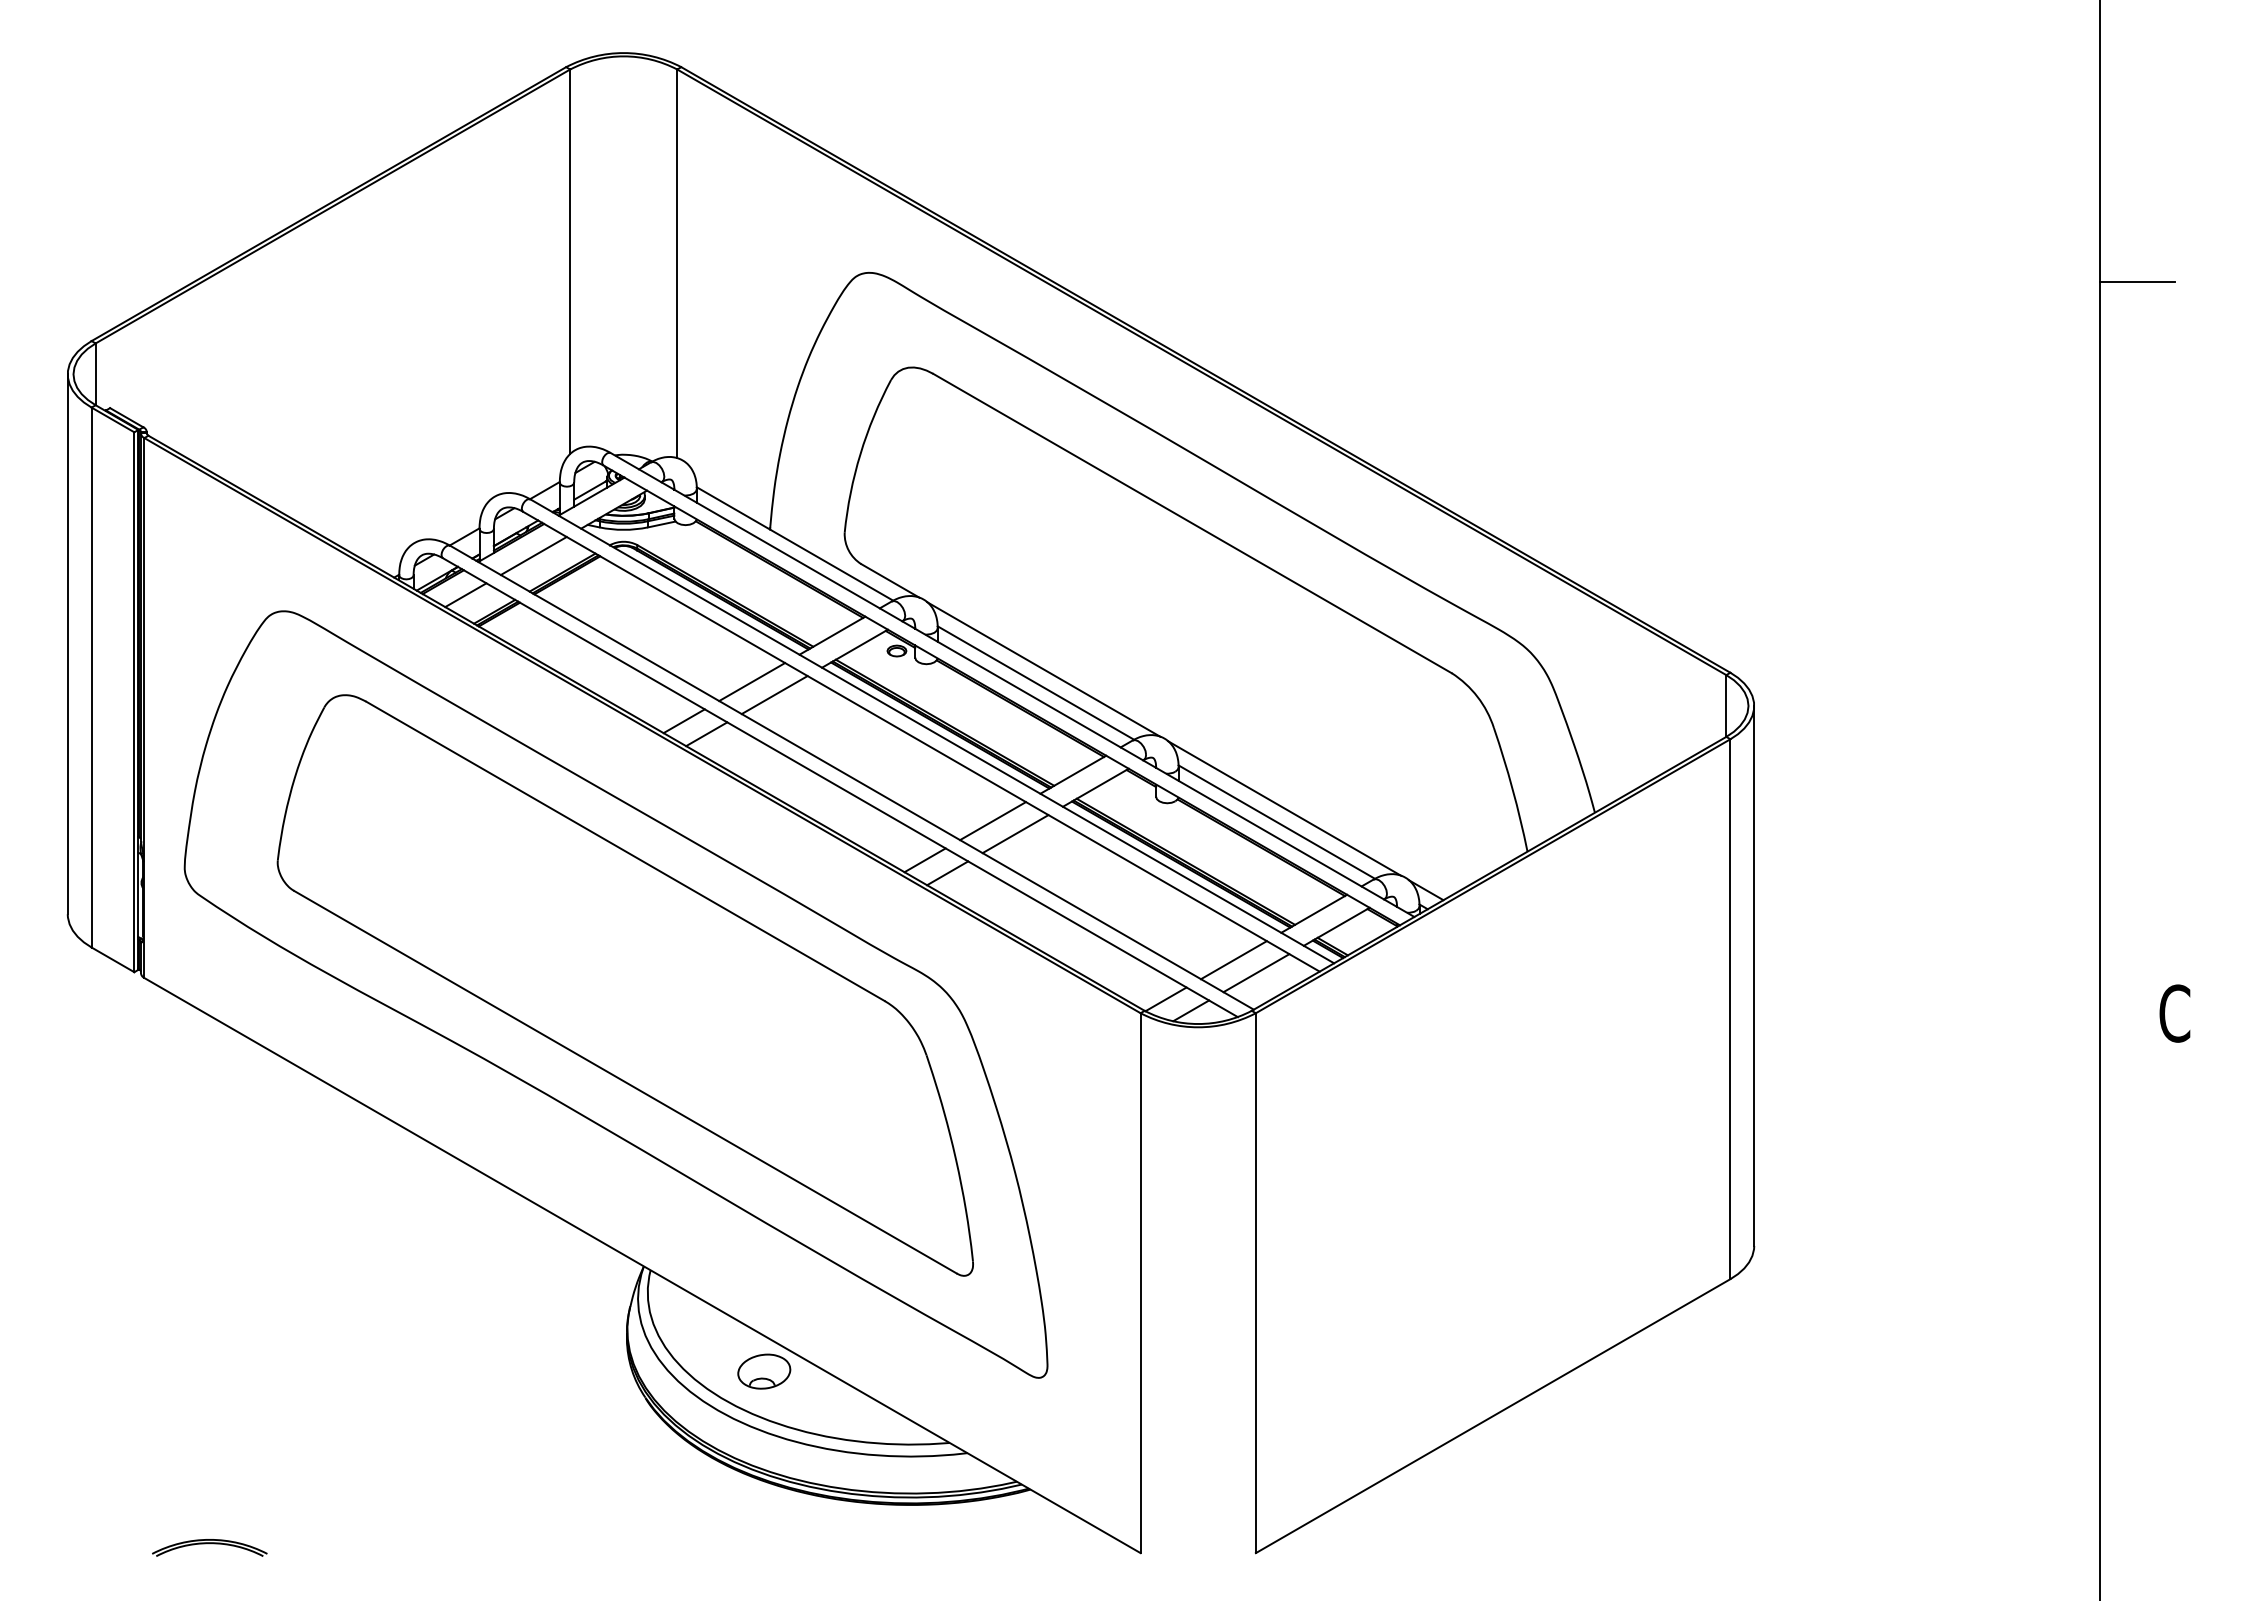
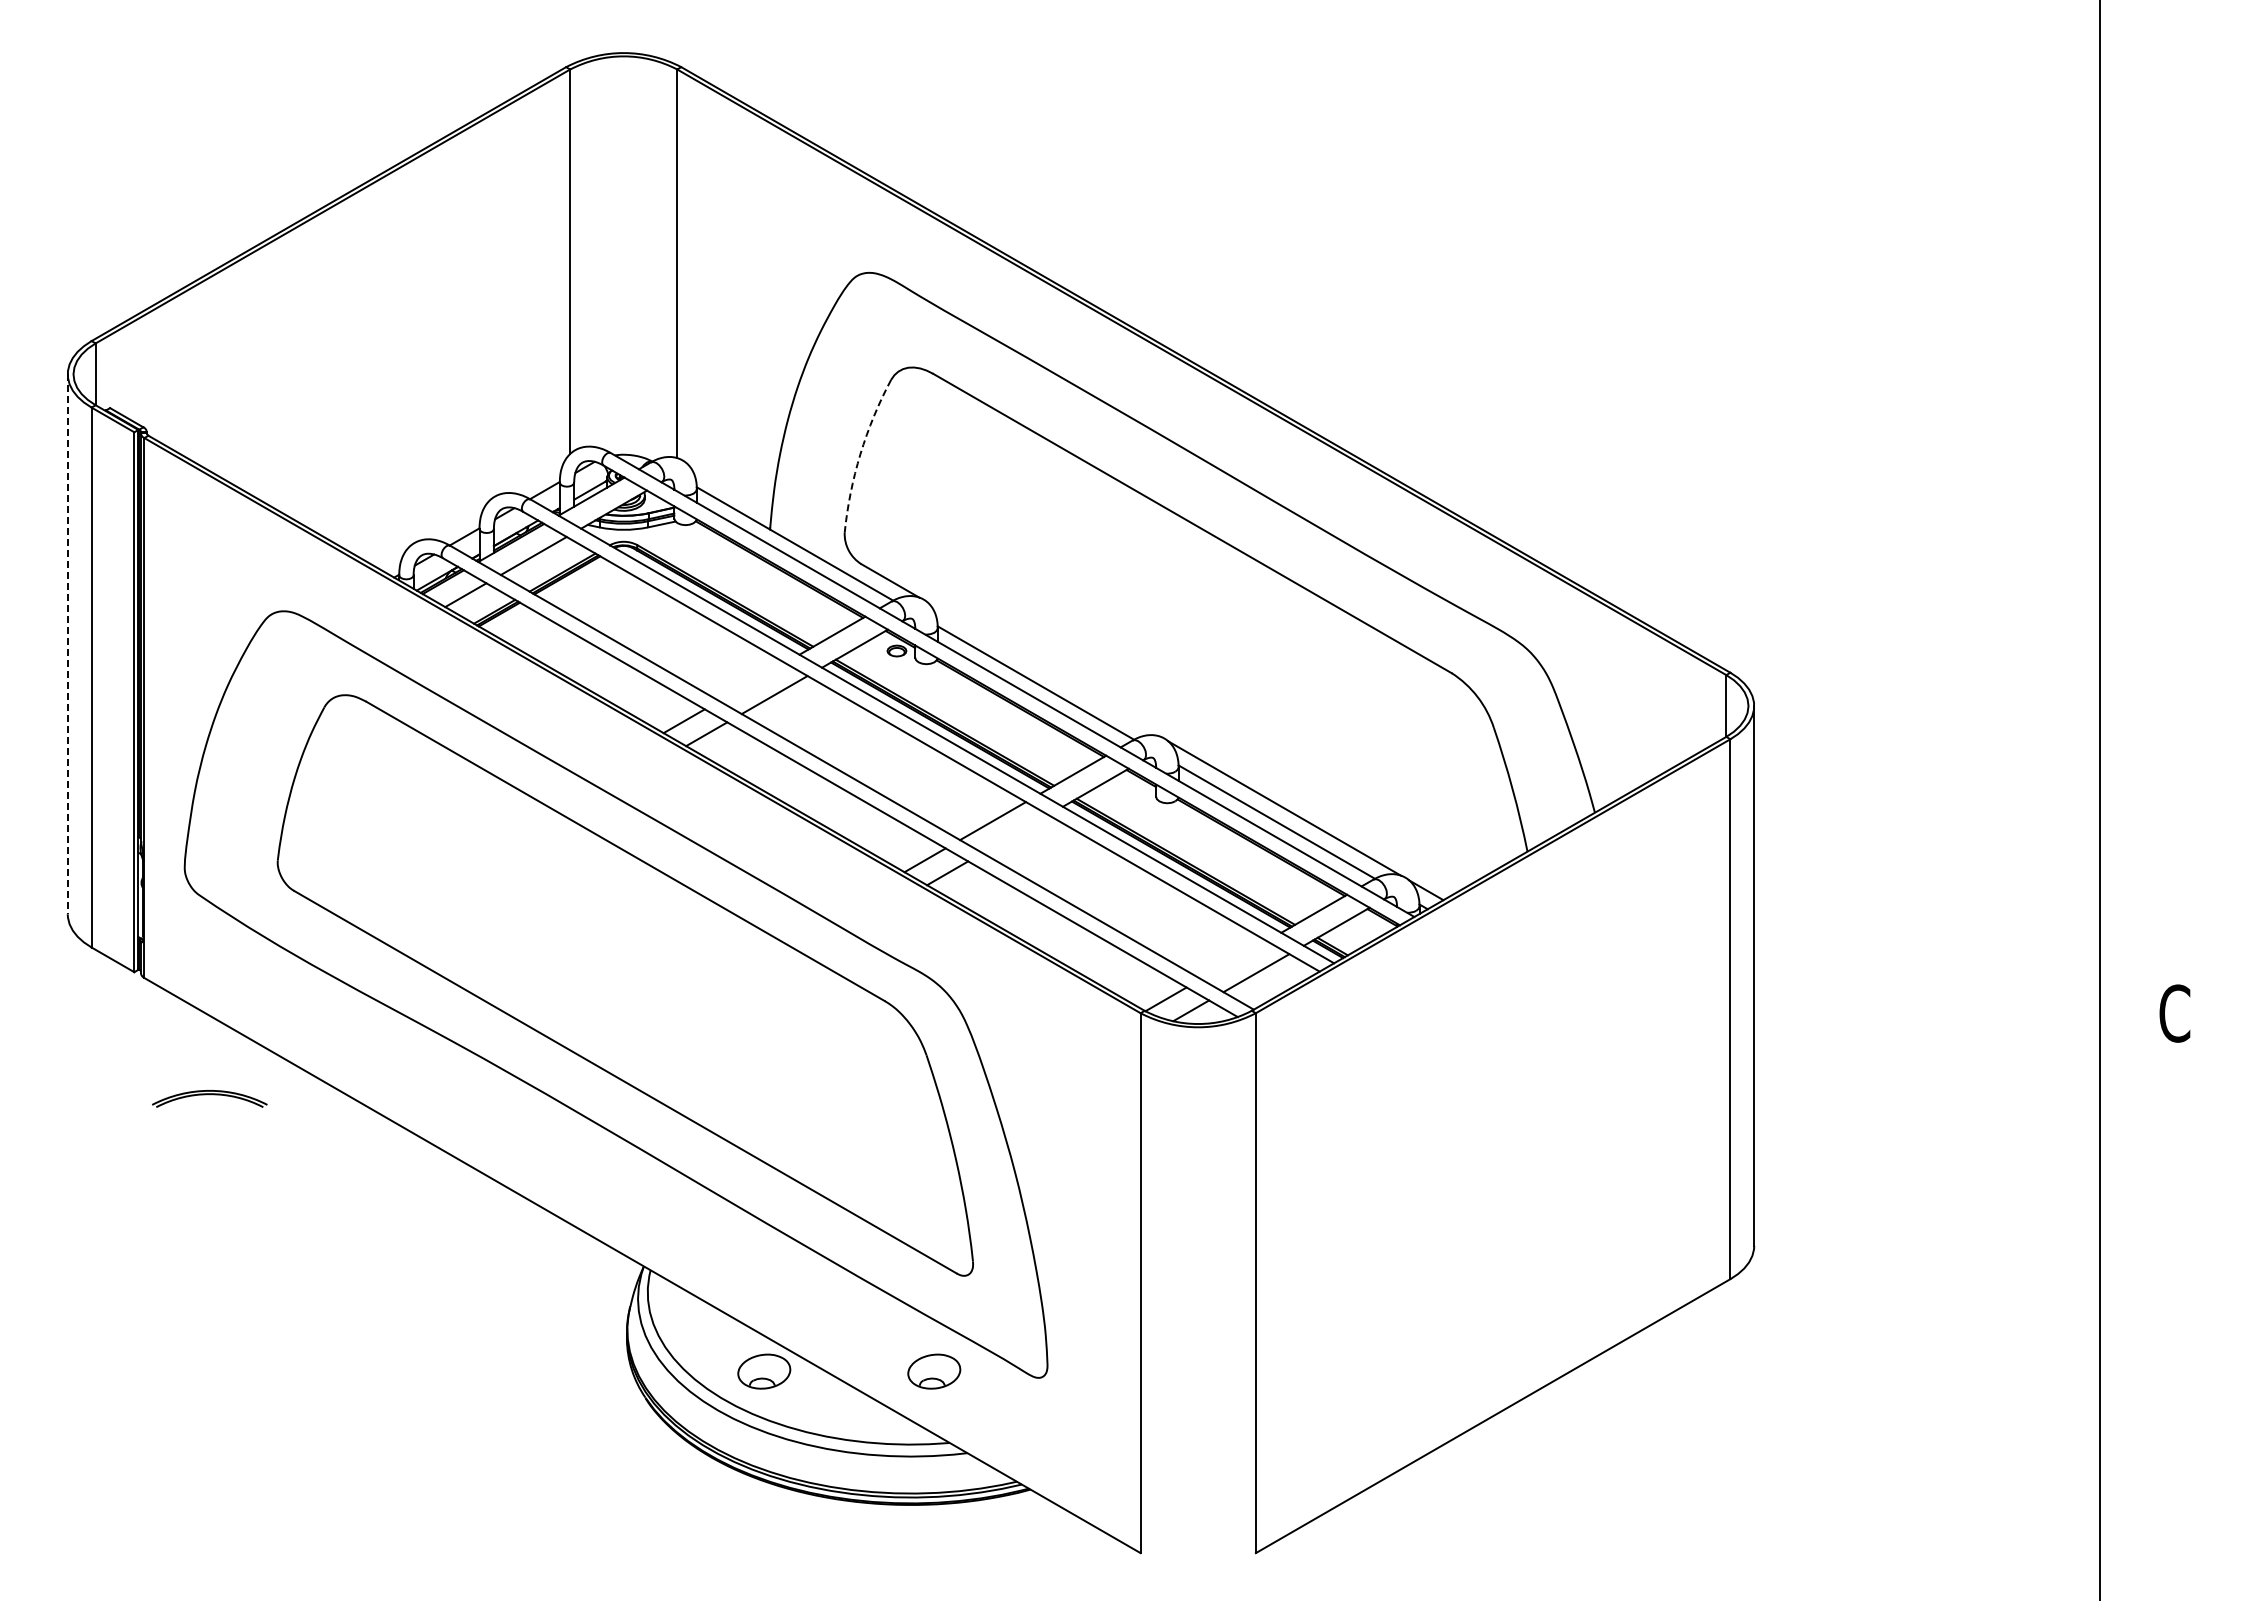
line: present -> none (2136, 282)
arc: solid -> dashed (860, 454)
line: solid -> dashed (67, 644)
line: present -> none (1043, 669)
line: present -> none (752, 682)
line: present -> none (1015, 834)
line: present -> none (1233, 960)
part: none -> present (934, 1371)
part position: (209, 1547) -> (209, 1098) (209, 1098)
